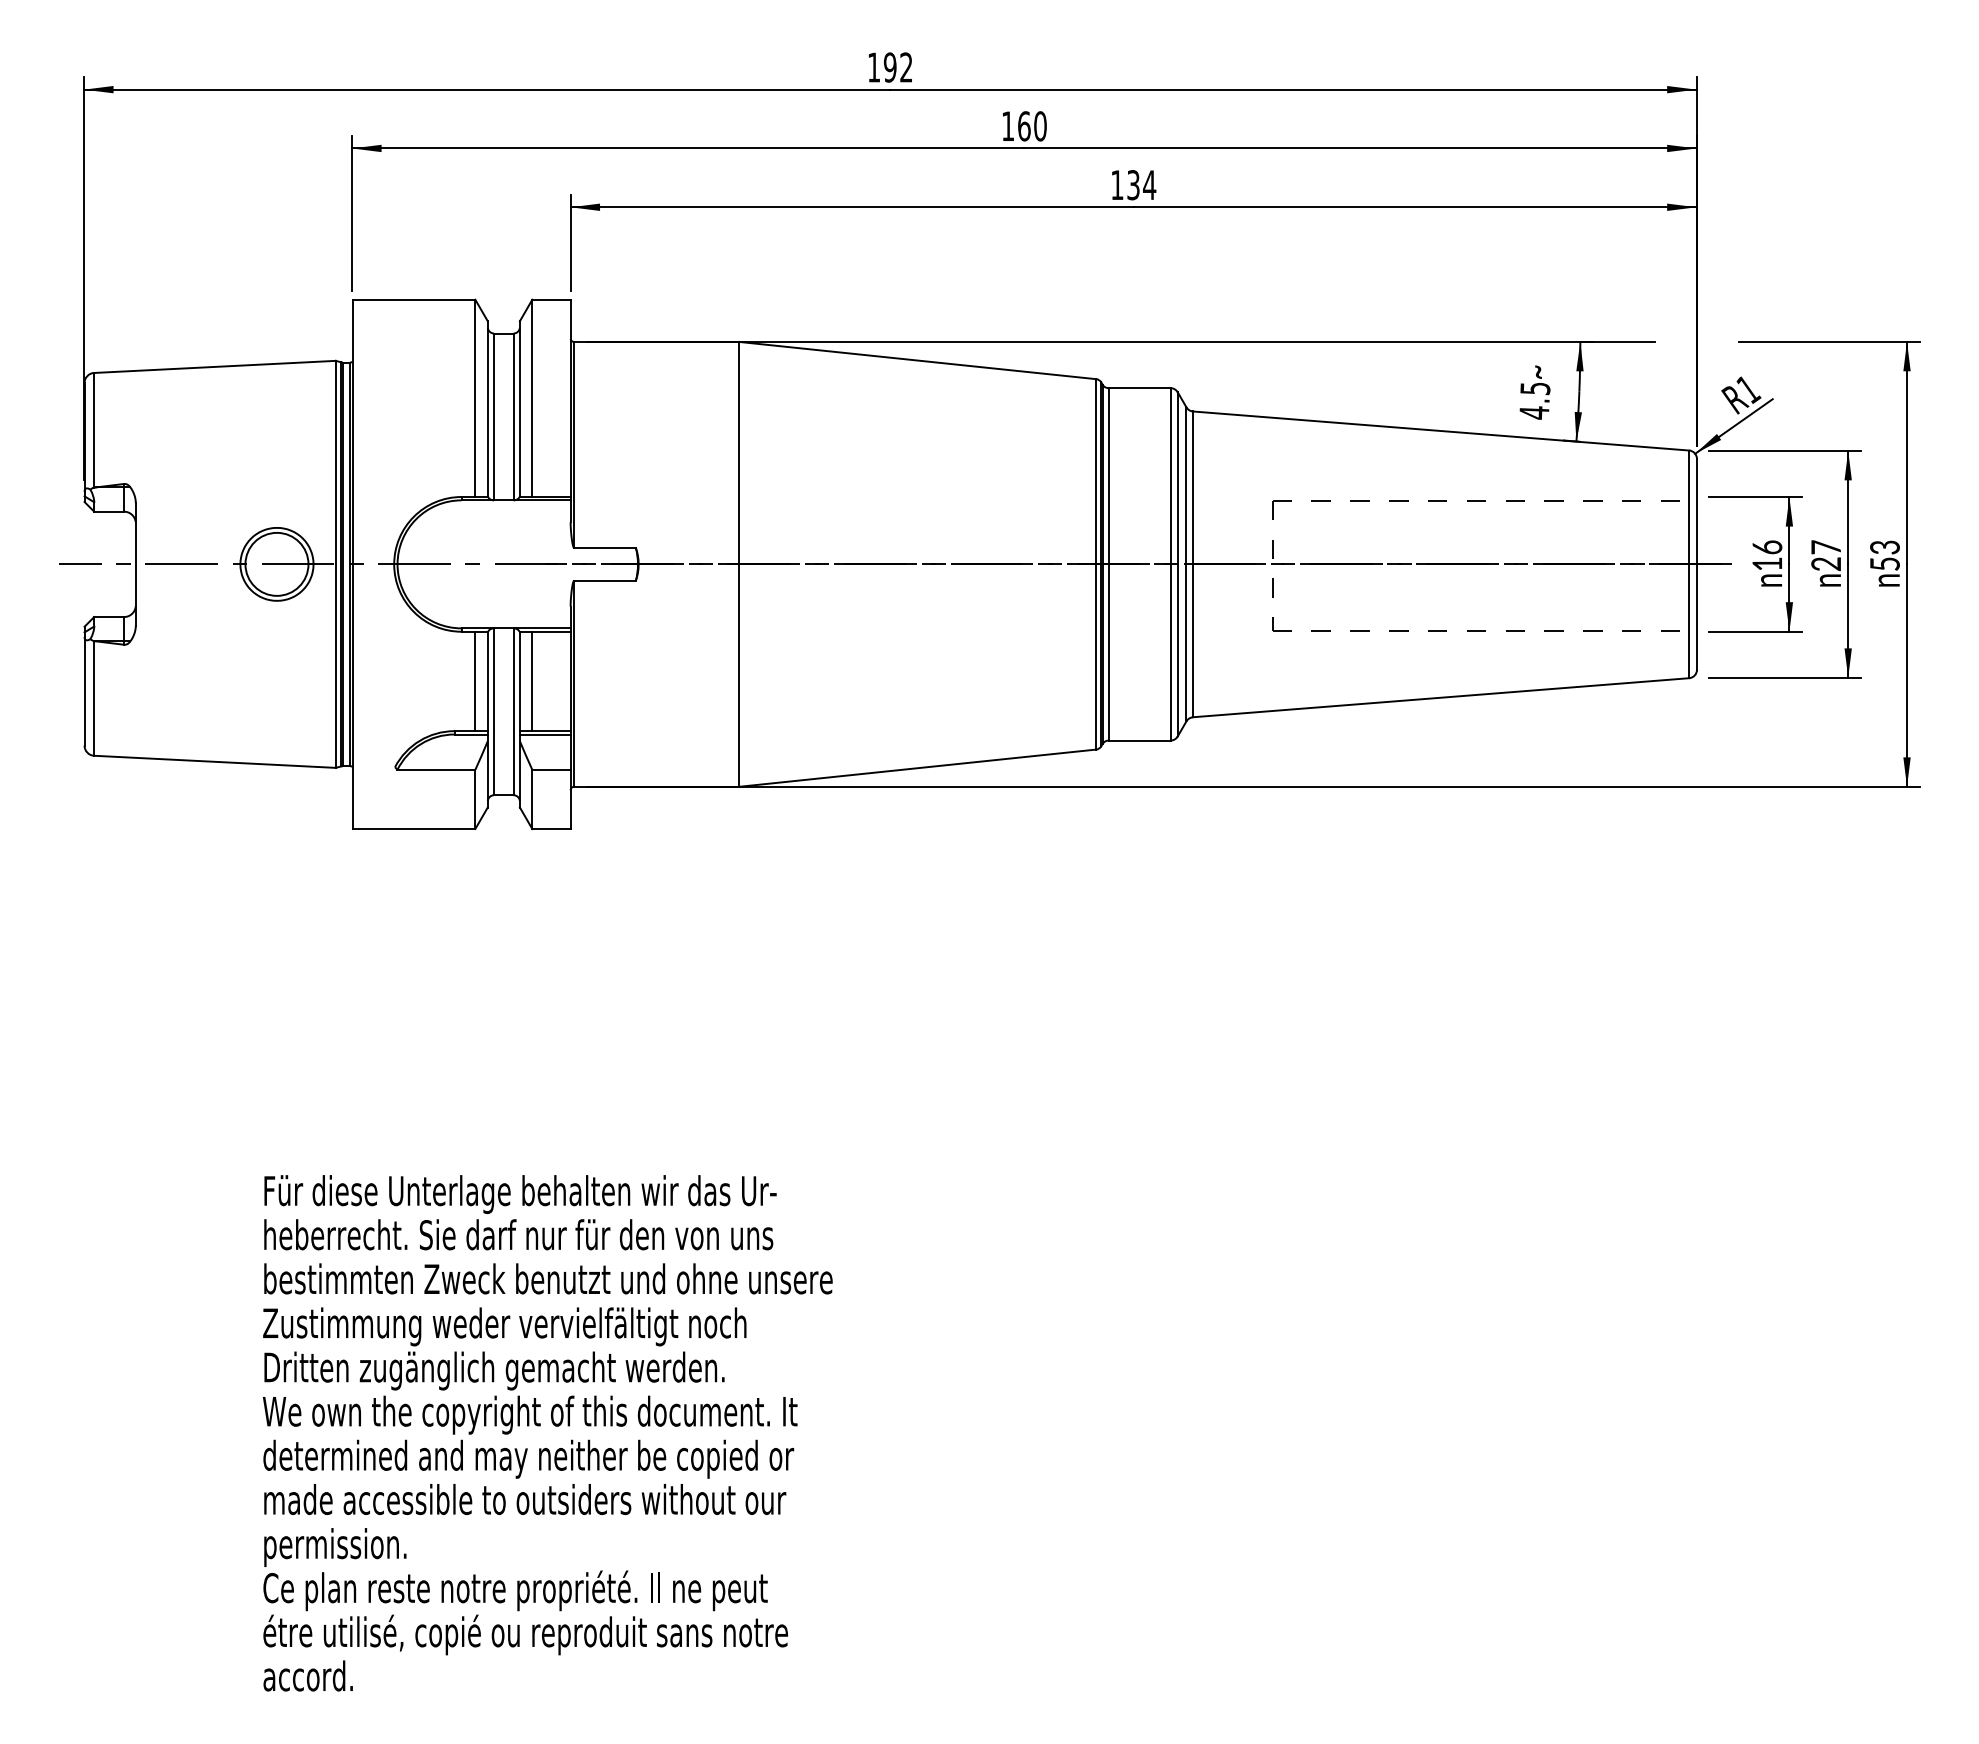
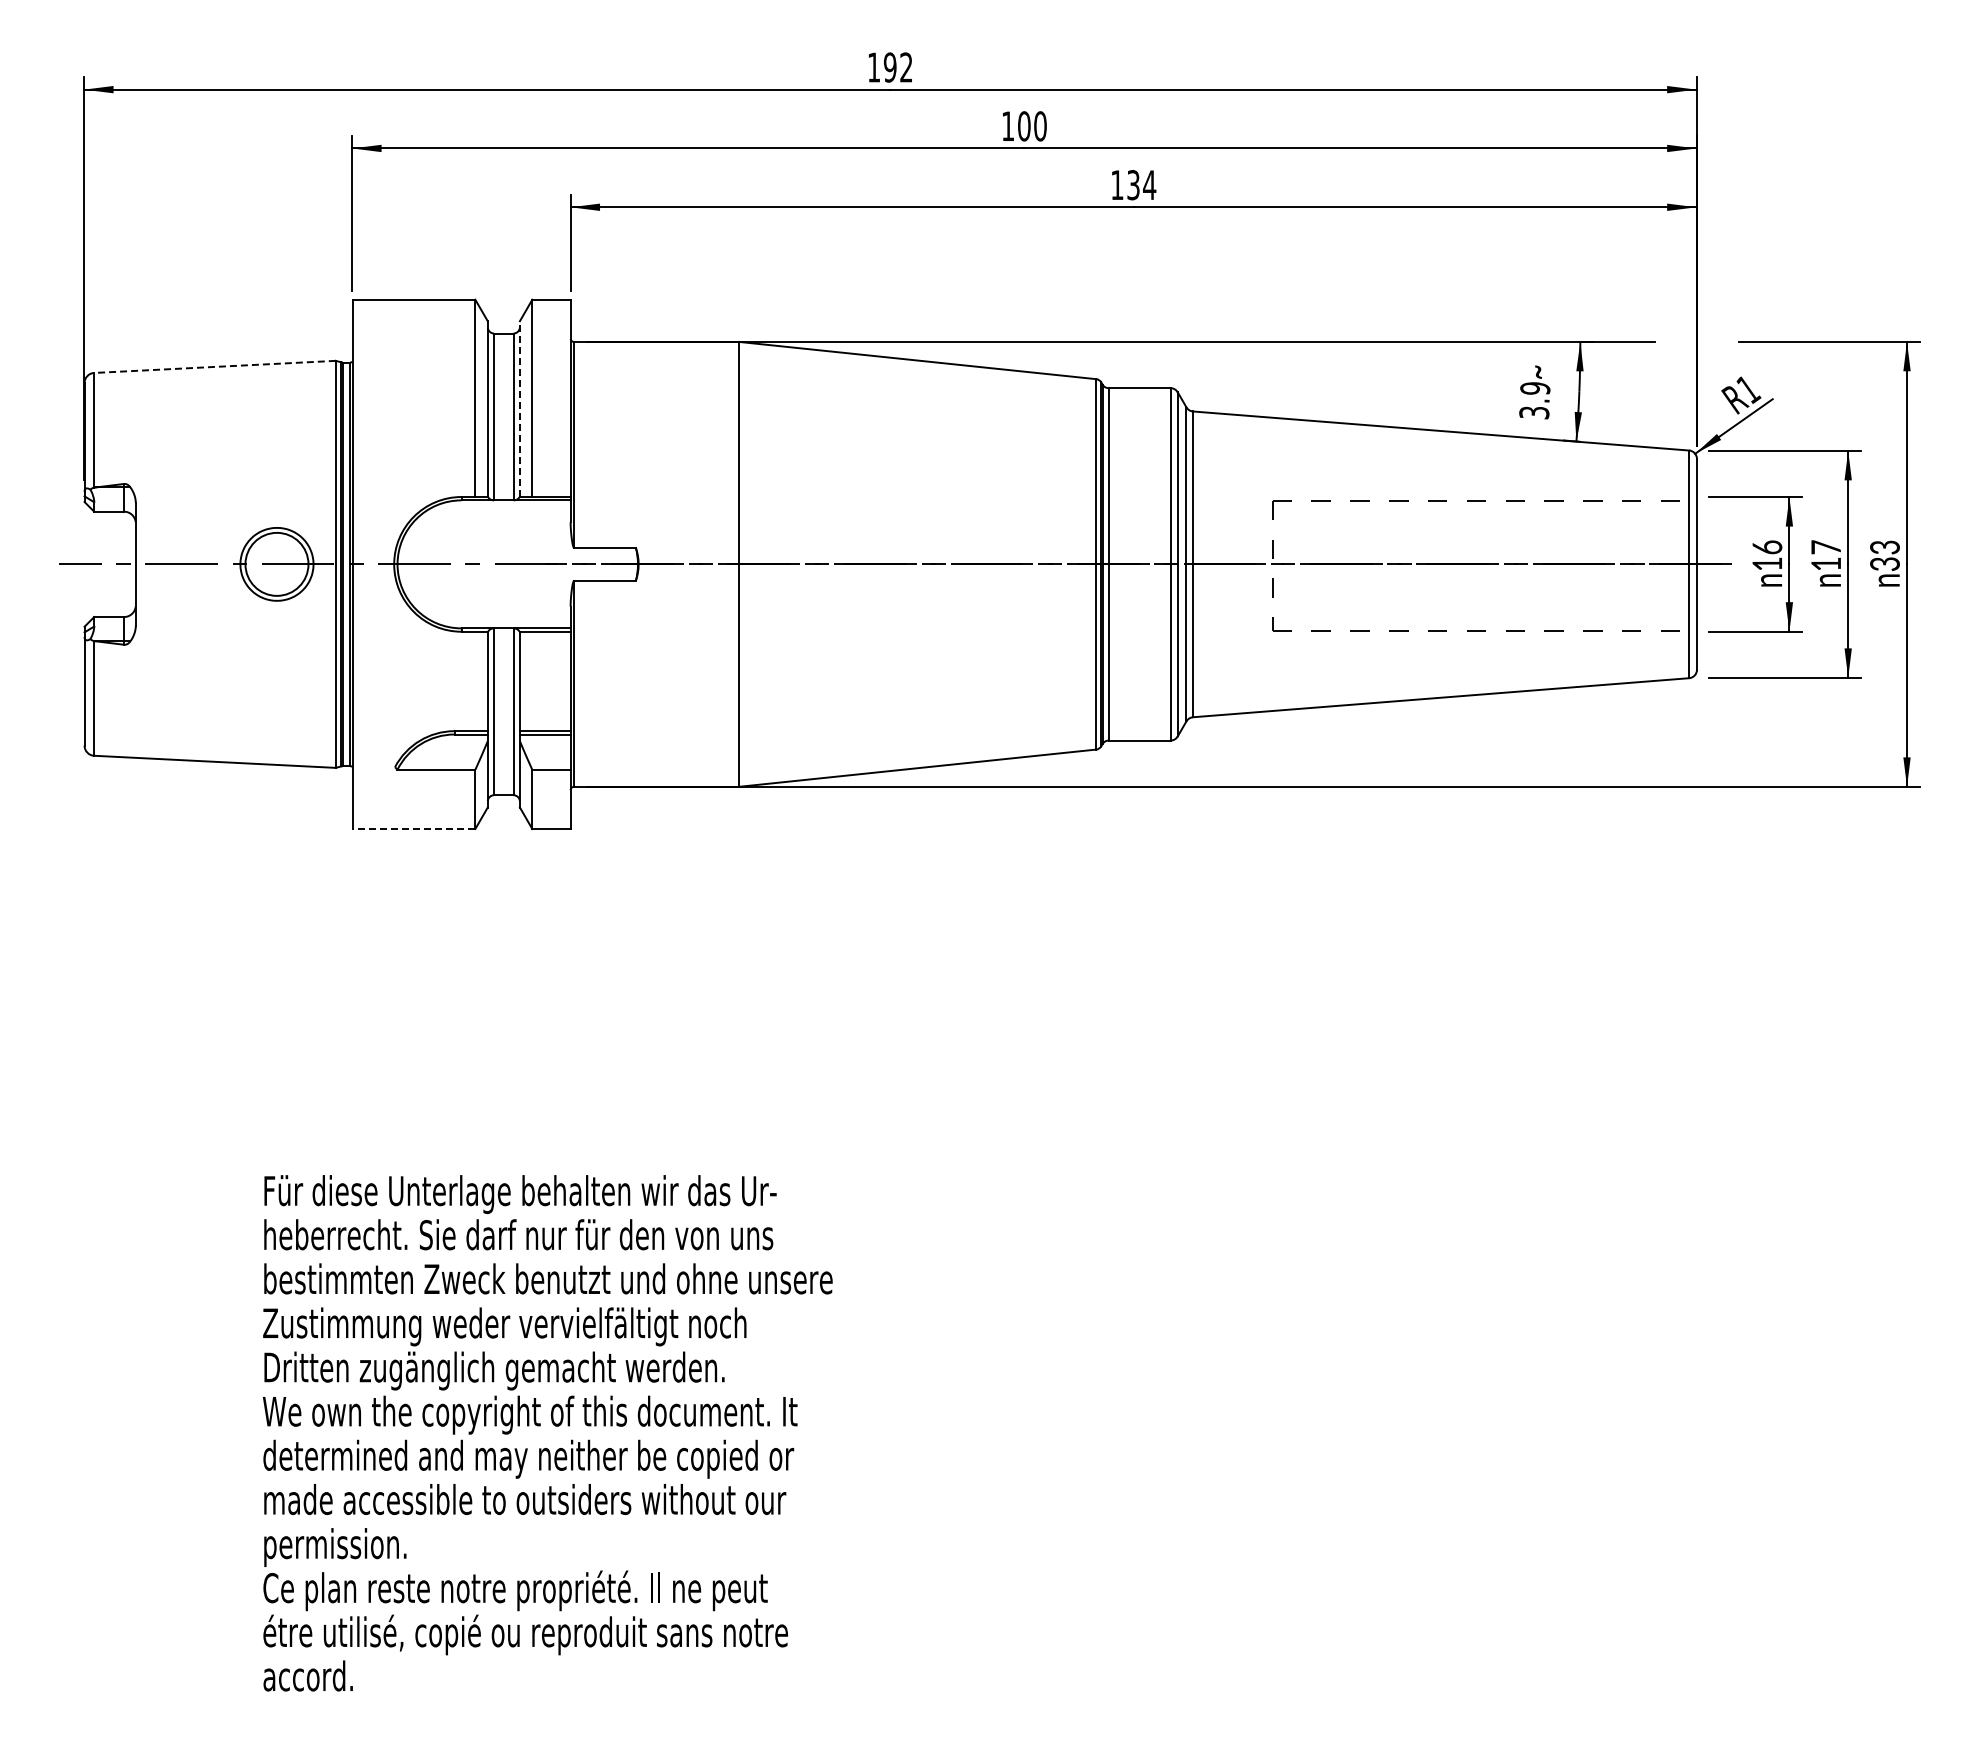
text: 160 -> 100 (1024, 125)
line: solid -> dashed (214, 366)
text: 4.5 -> 3.9 (1534, 400)
line: solid -> dashed (519, 409)
text: 27 -> 17 (1825, 564)
text: 53 -> 33 (1884, 564)
line: present -> none (475, 681)
line: present -> none (532, 681)
line: solid -> dashed (413, 829)
